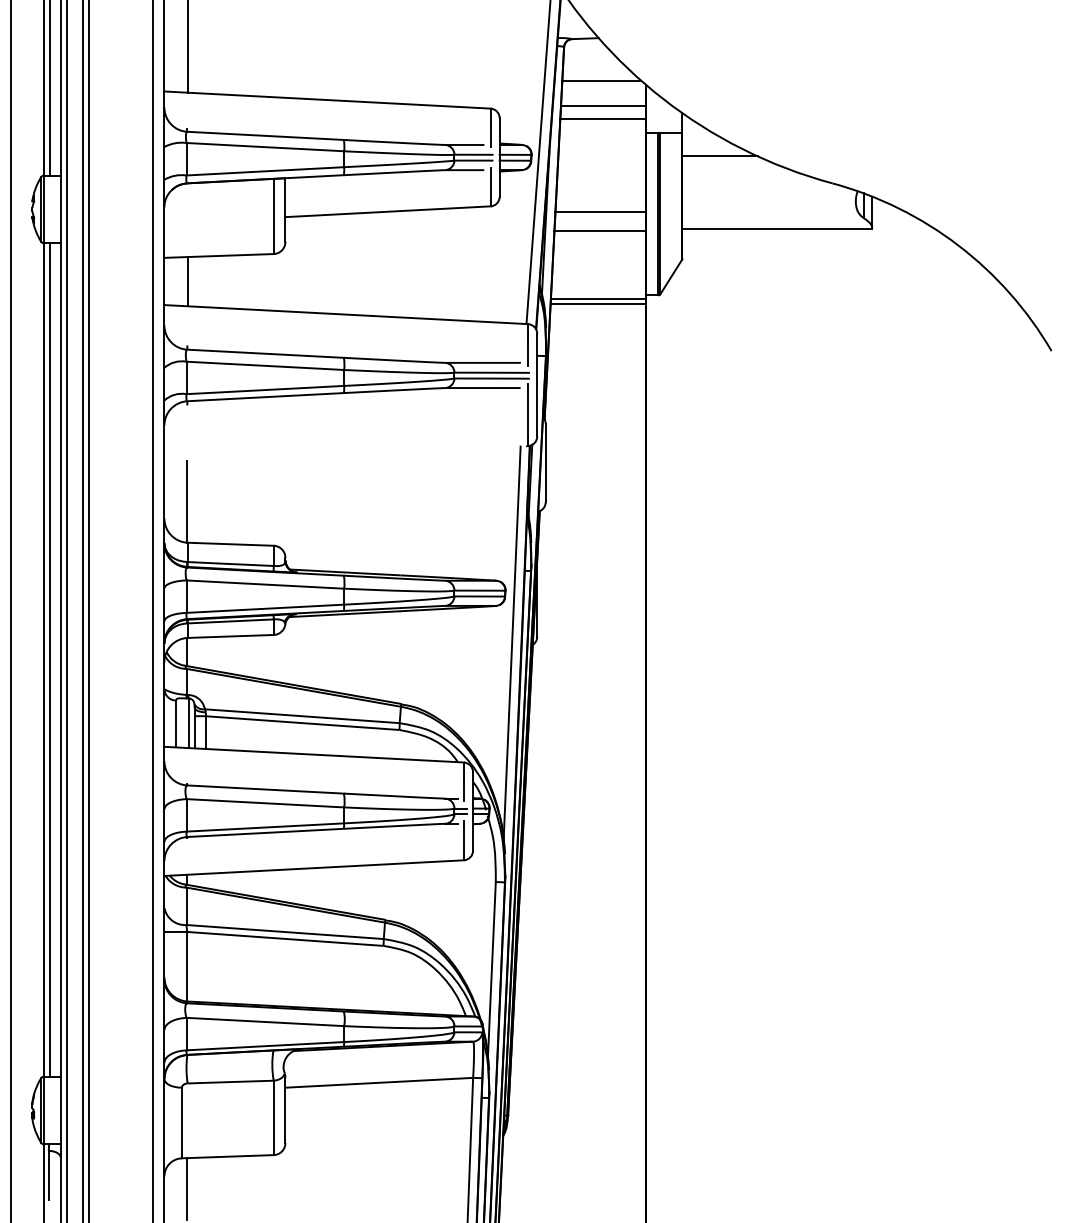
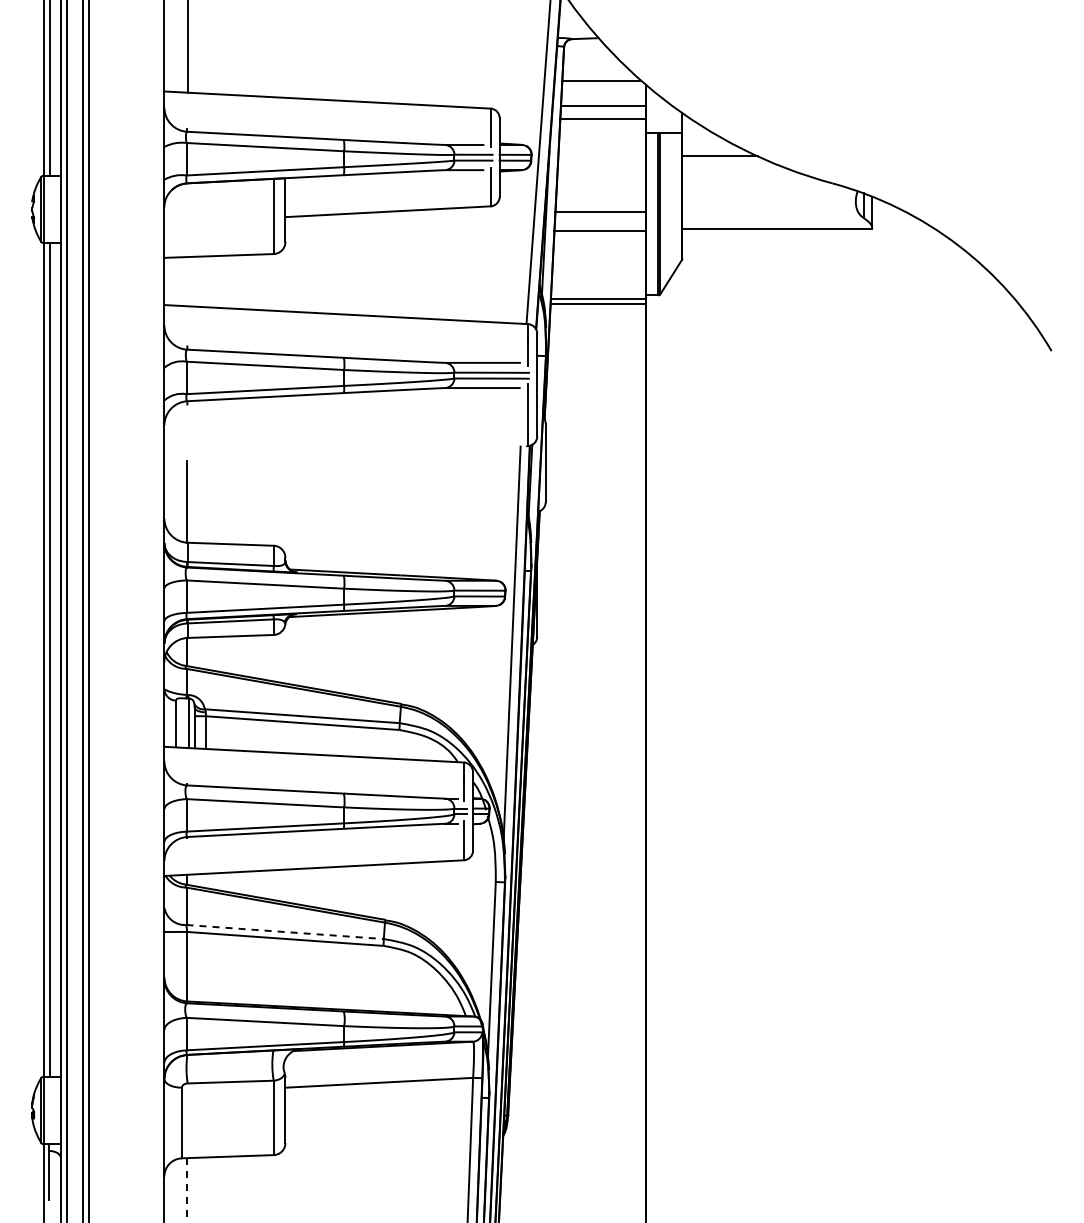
line: present -> none (187, 281)
line: present -> none (11, 610)
line: present -> none (152, 610)
line: solid -> dashed (284, 932)
line: solid -> dashed (187, 1189)
